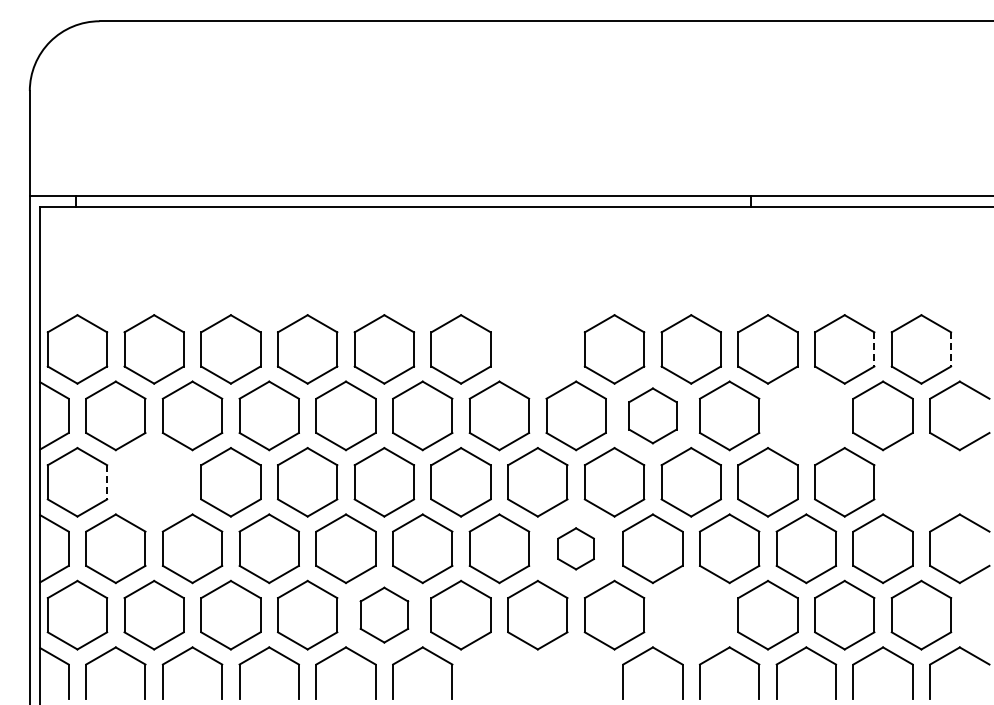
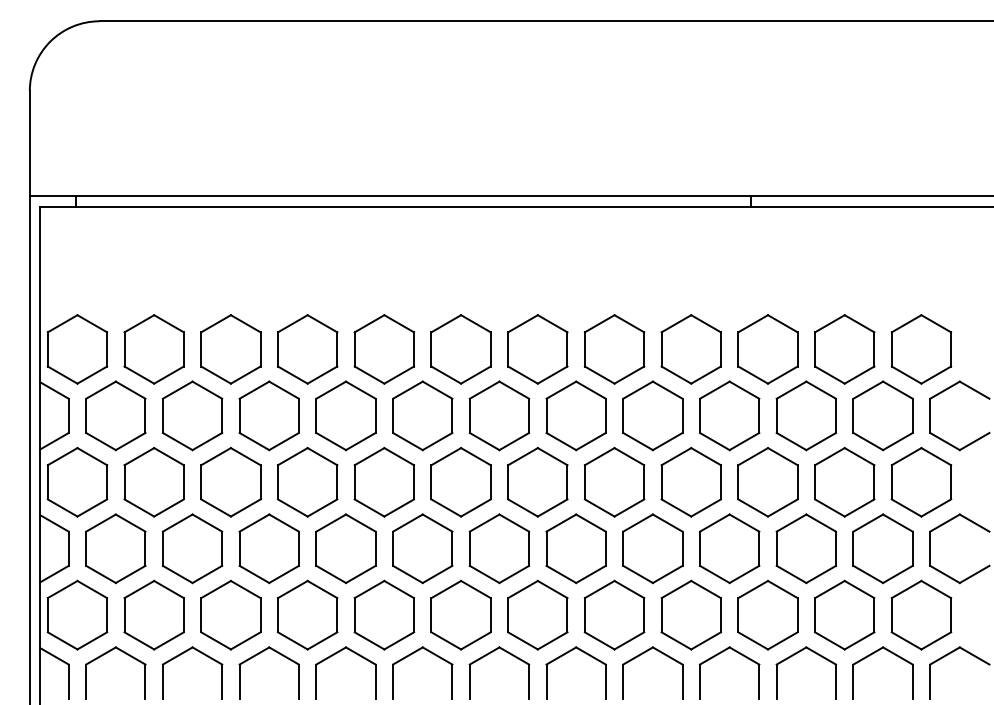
part: none -> present (537, 349)
line: dashed -> solid (874, 349)
line: dashed -> solid (951, 349)
part size: 50x58 px -> 62x72 px (652, 415)
part: none -> present (806, 415)
line: dashed -> solid (107, 482)
part: none -> present (153, 482)
part: none -> present (921, 482)
part size: 38x44 px -> 62x72 px (575, 548)
part size: 51x58 px -> 63x72 px (384, 614)
part: none -> present (690, 614)
part: none -> present (489, 654)
part: none -> present (566, 654)
